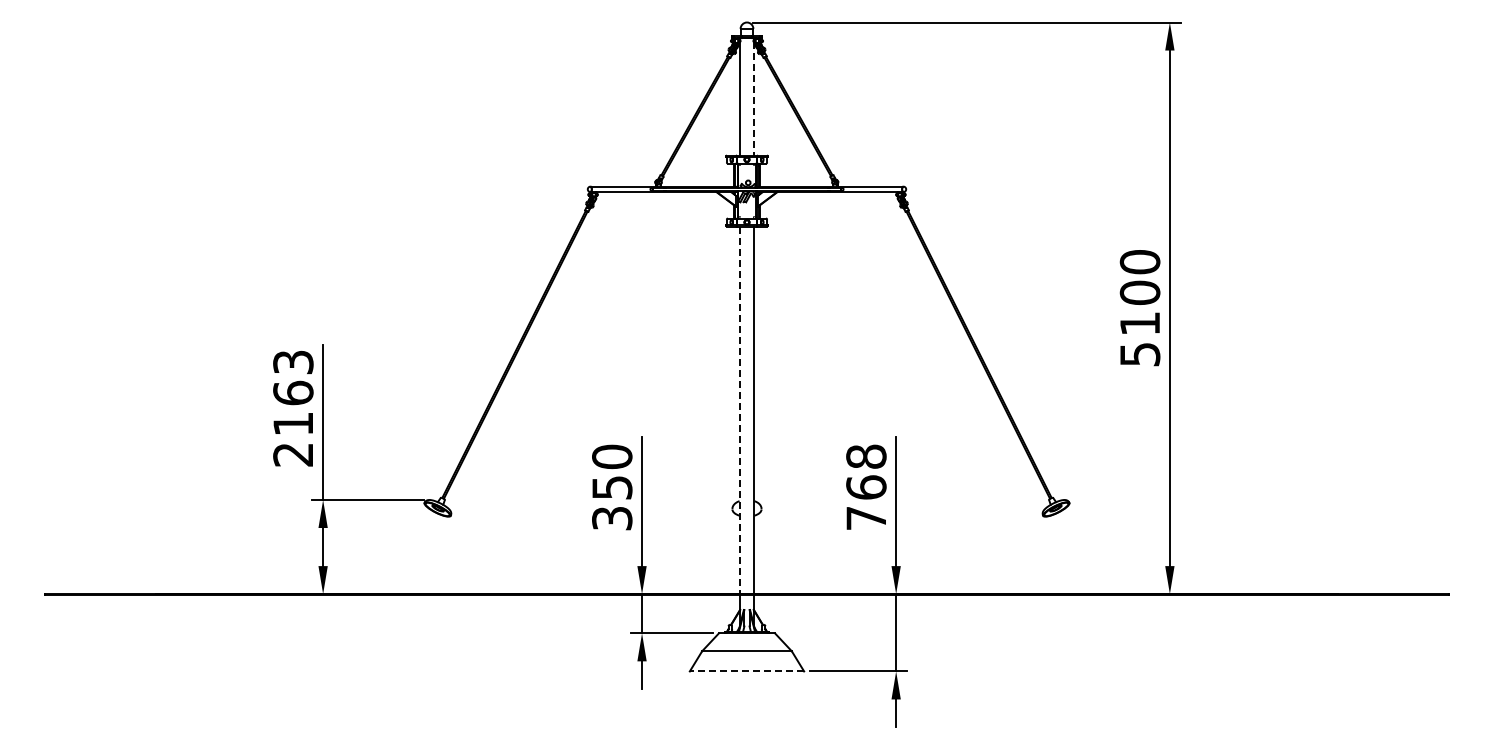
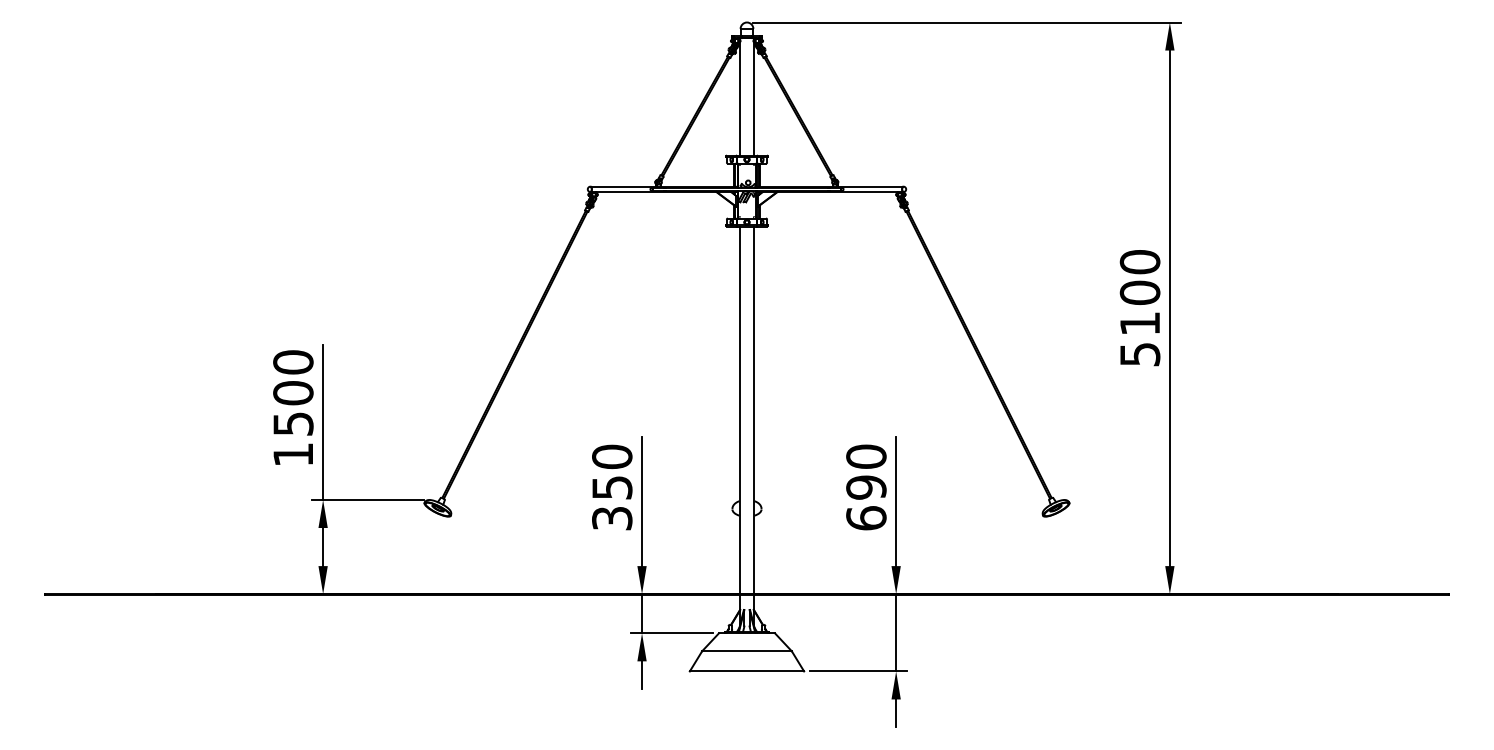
line: dashed -> solid (754, 98)
text: 2163 -> 1500 (293, 408)
line: dashed -> solid (739, 410)
text: 768 -> 690 (866, 487)
line: dashed -> solid (746, 671)
